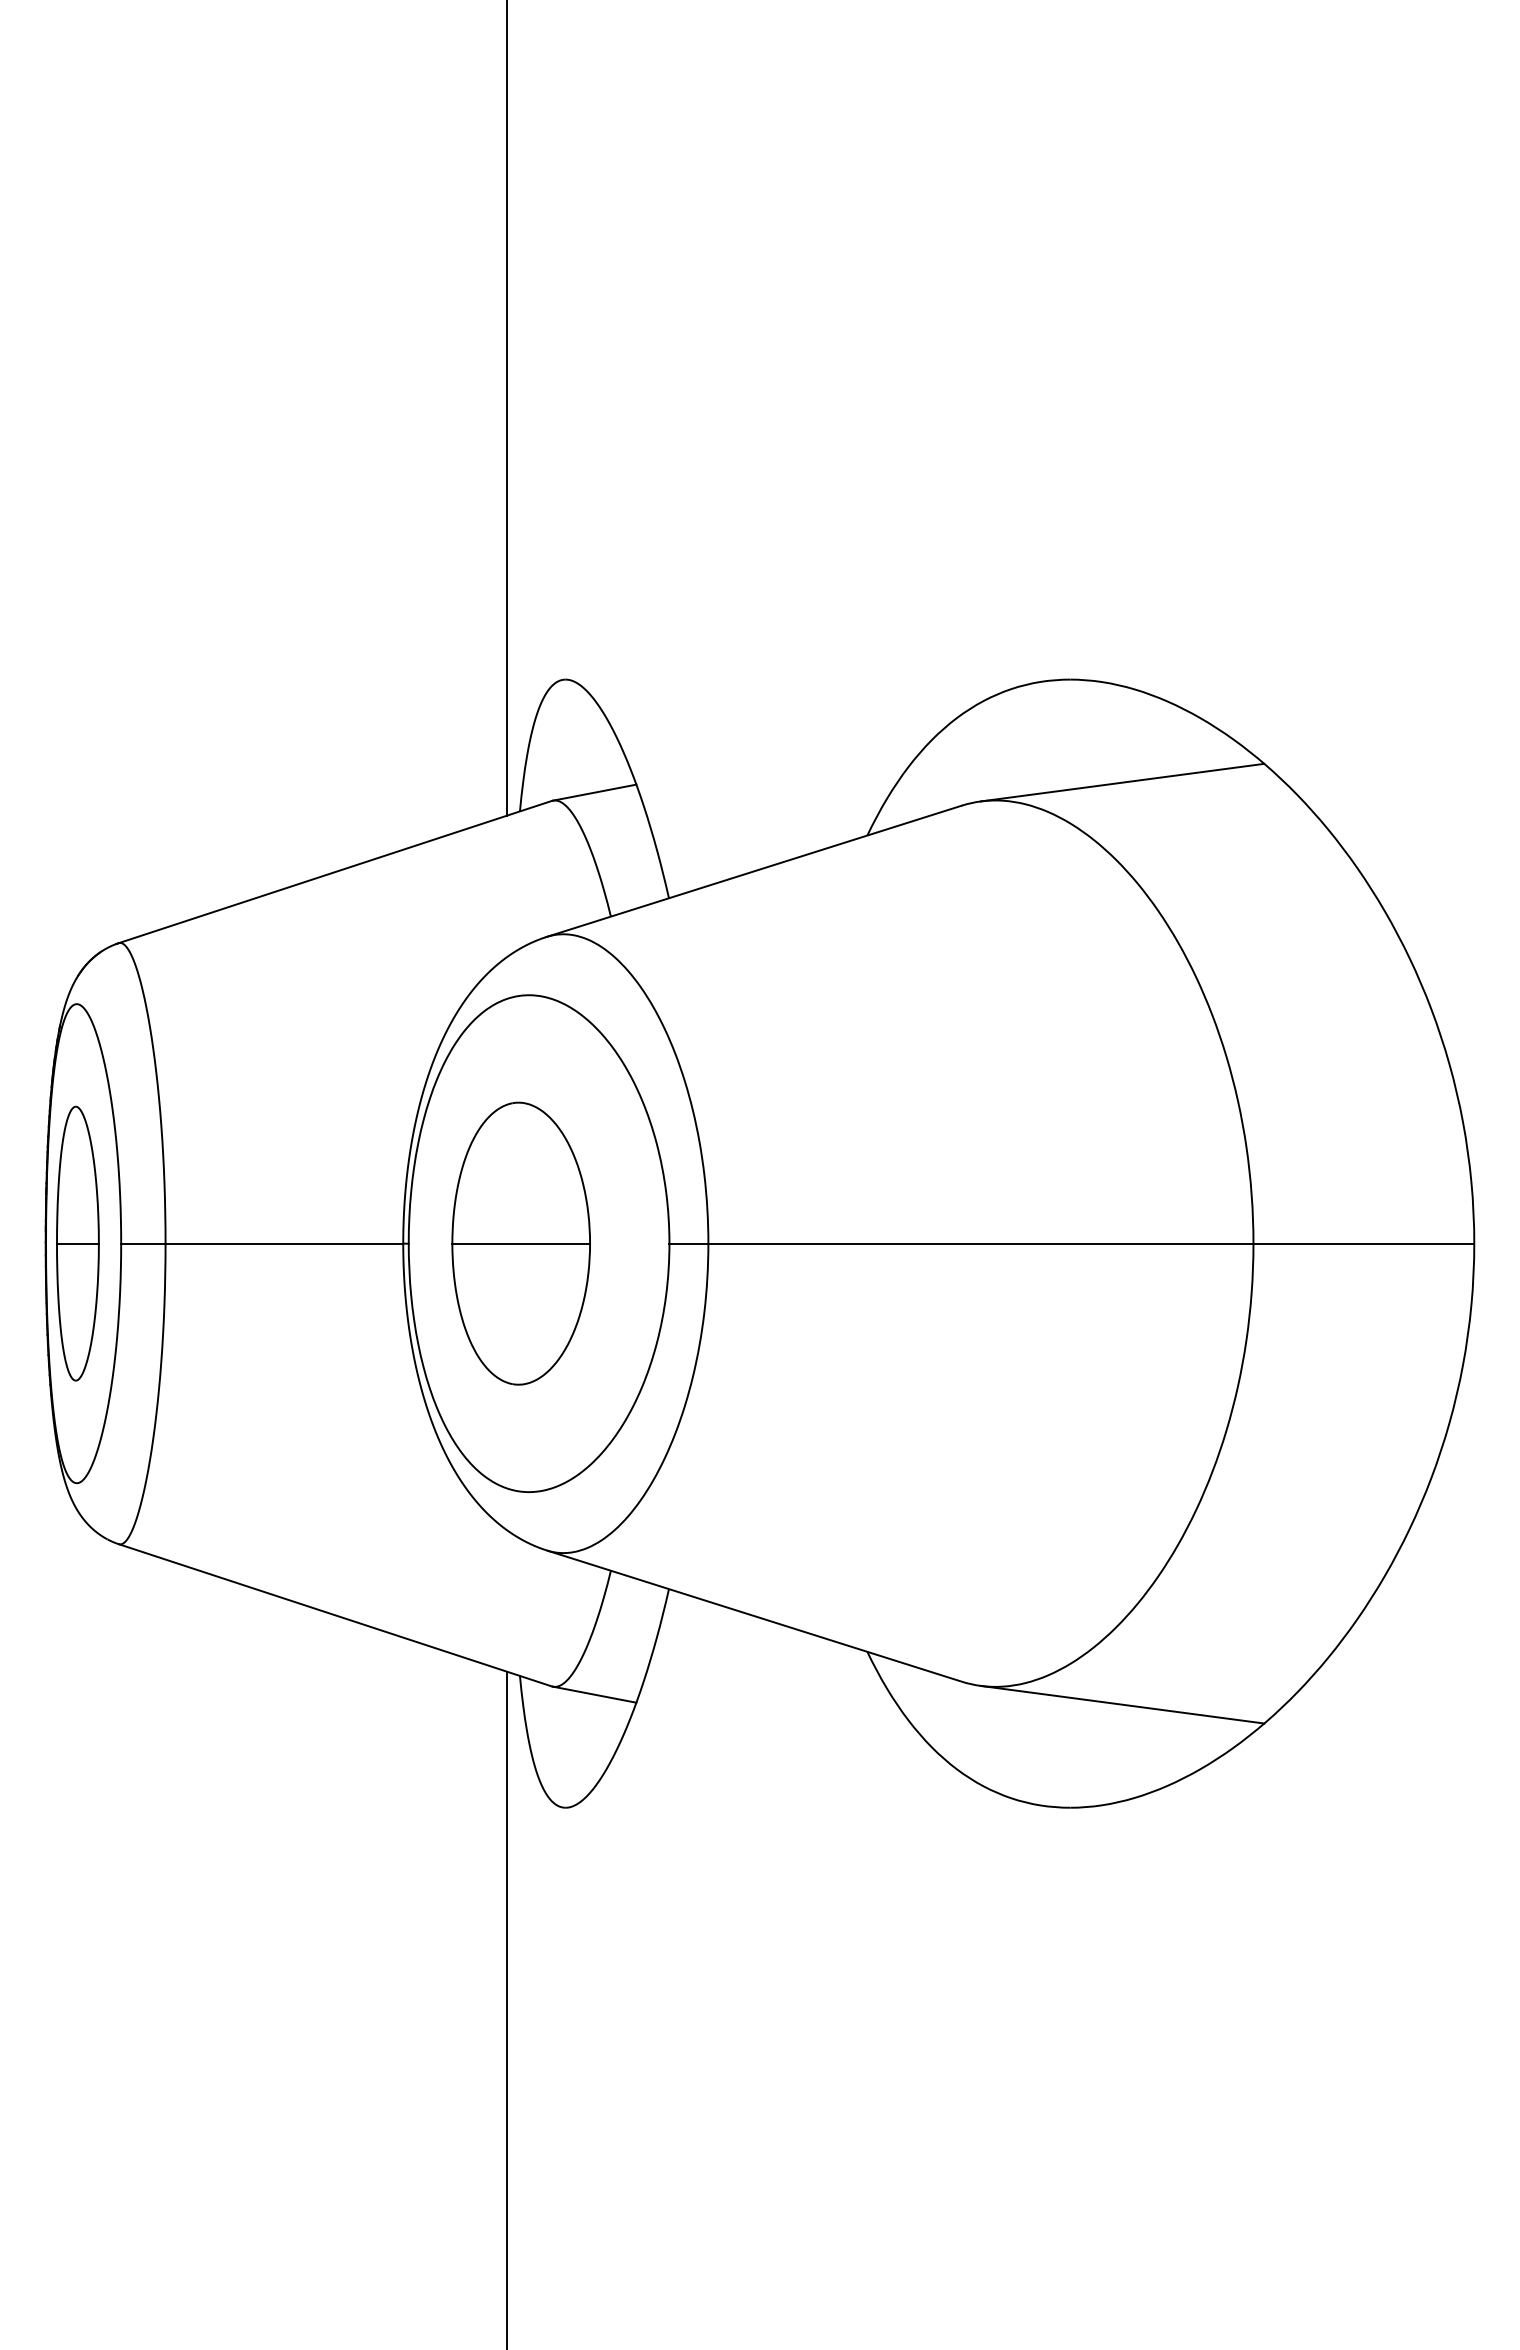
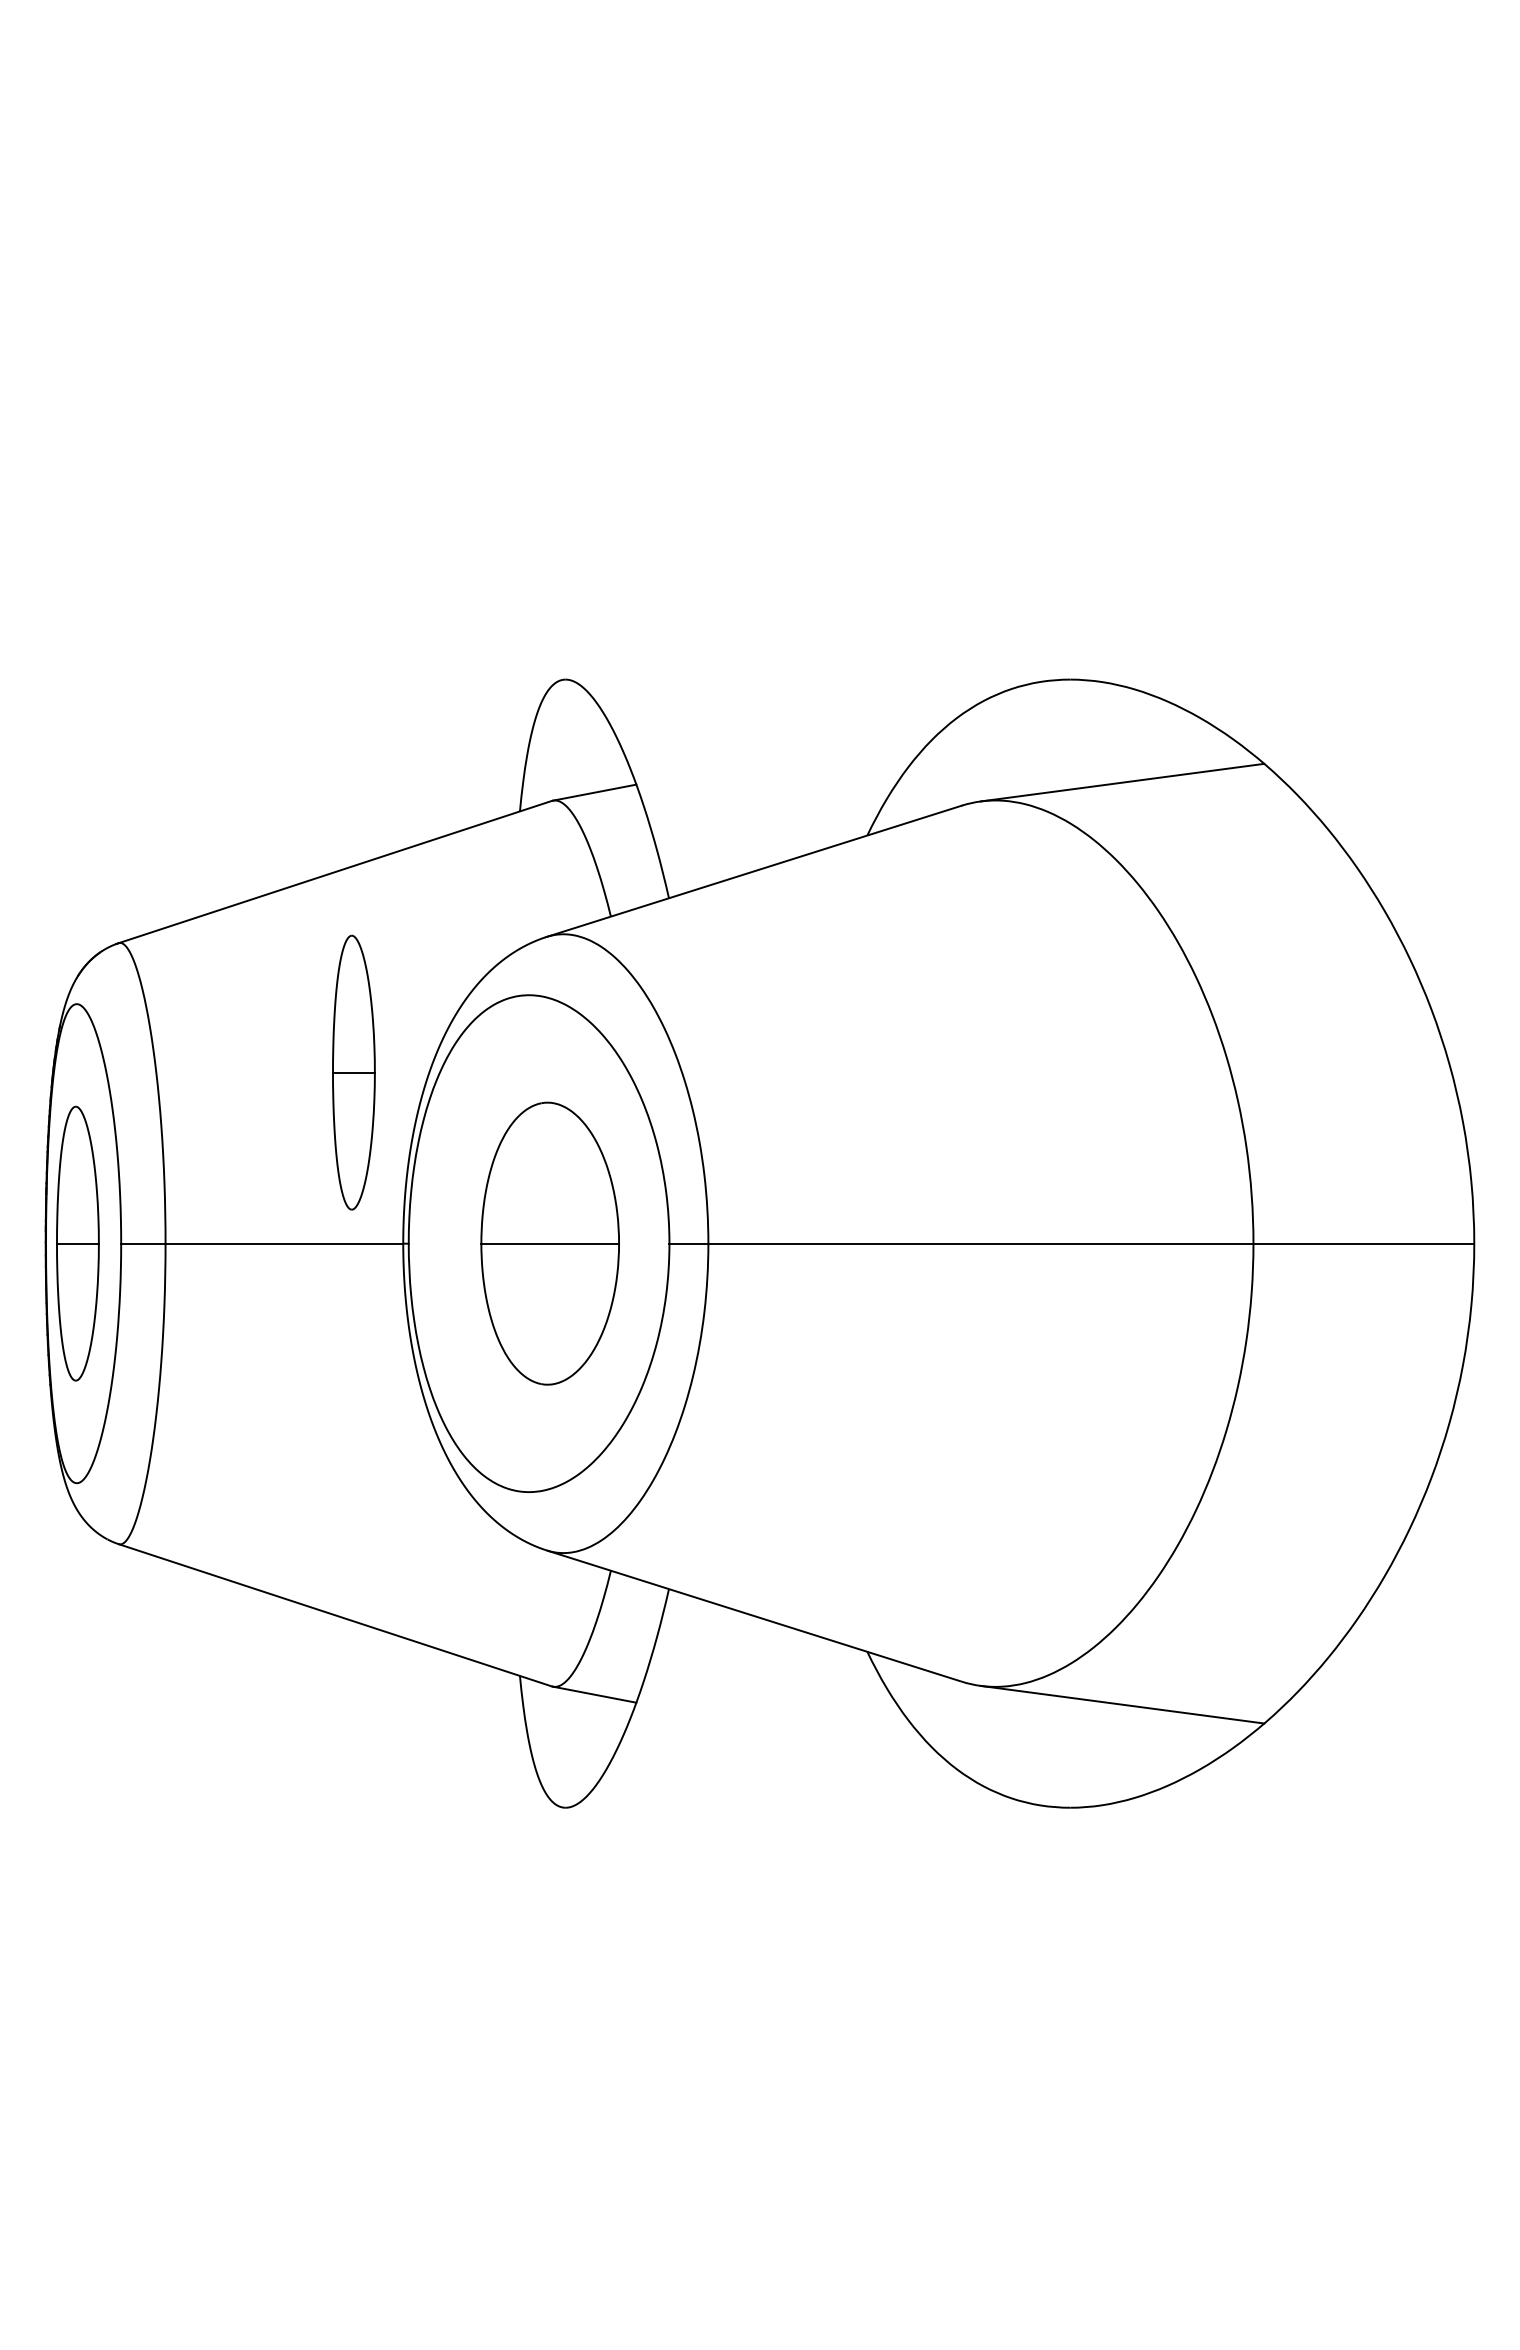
line: present -> none (507, 408)
part: none -> present (353, 1072)
part position: (520, 1243) -> (549, 1243) (549, 1243)
line: present -> none (507, 2008)
